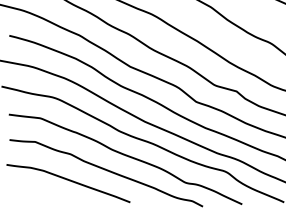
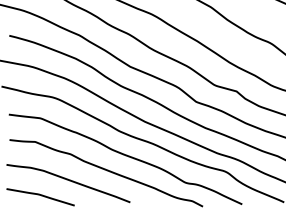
curve: none -> present (41, 196)
